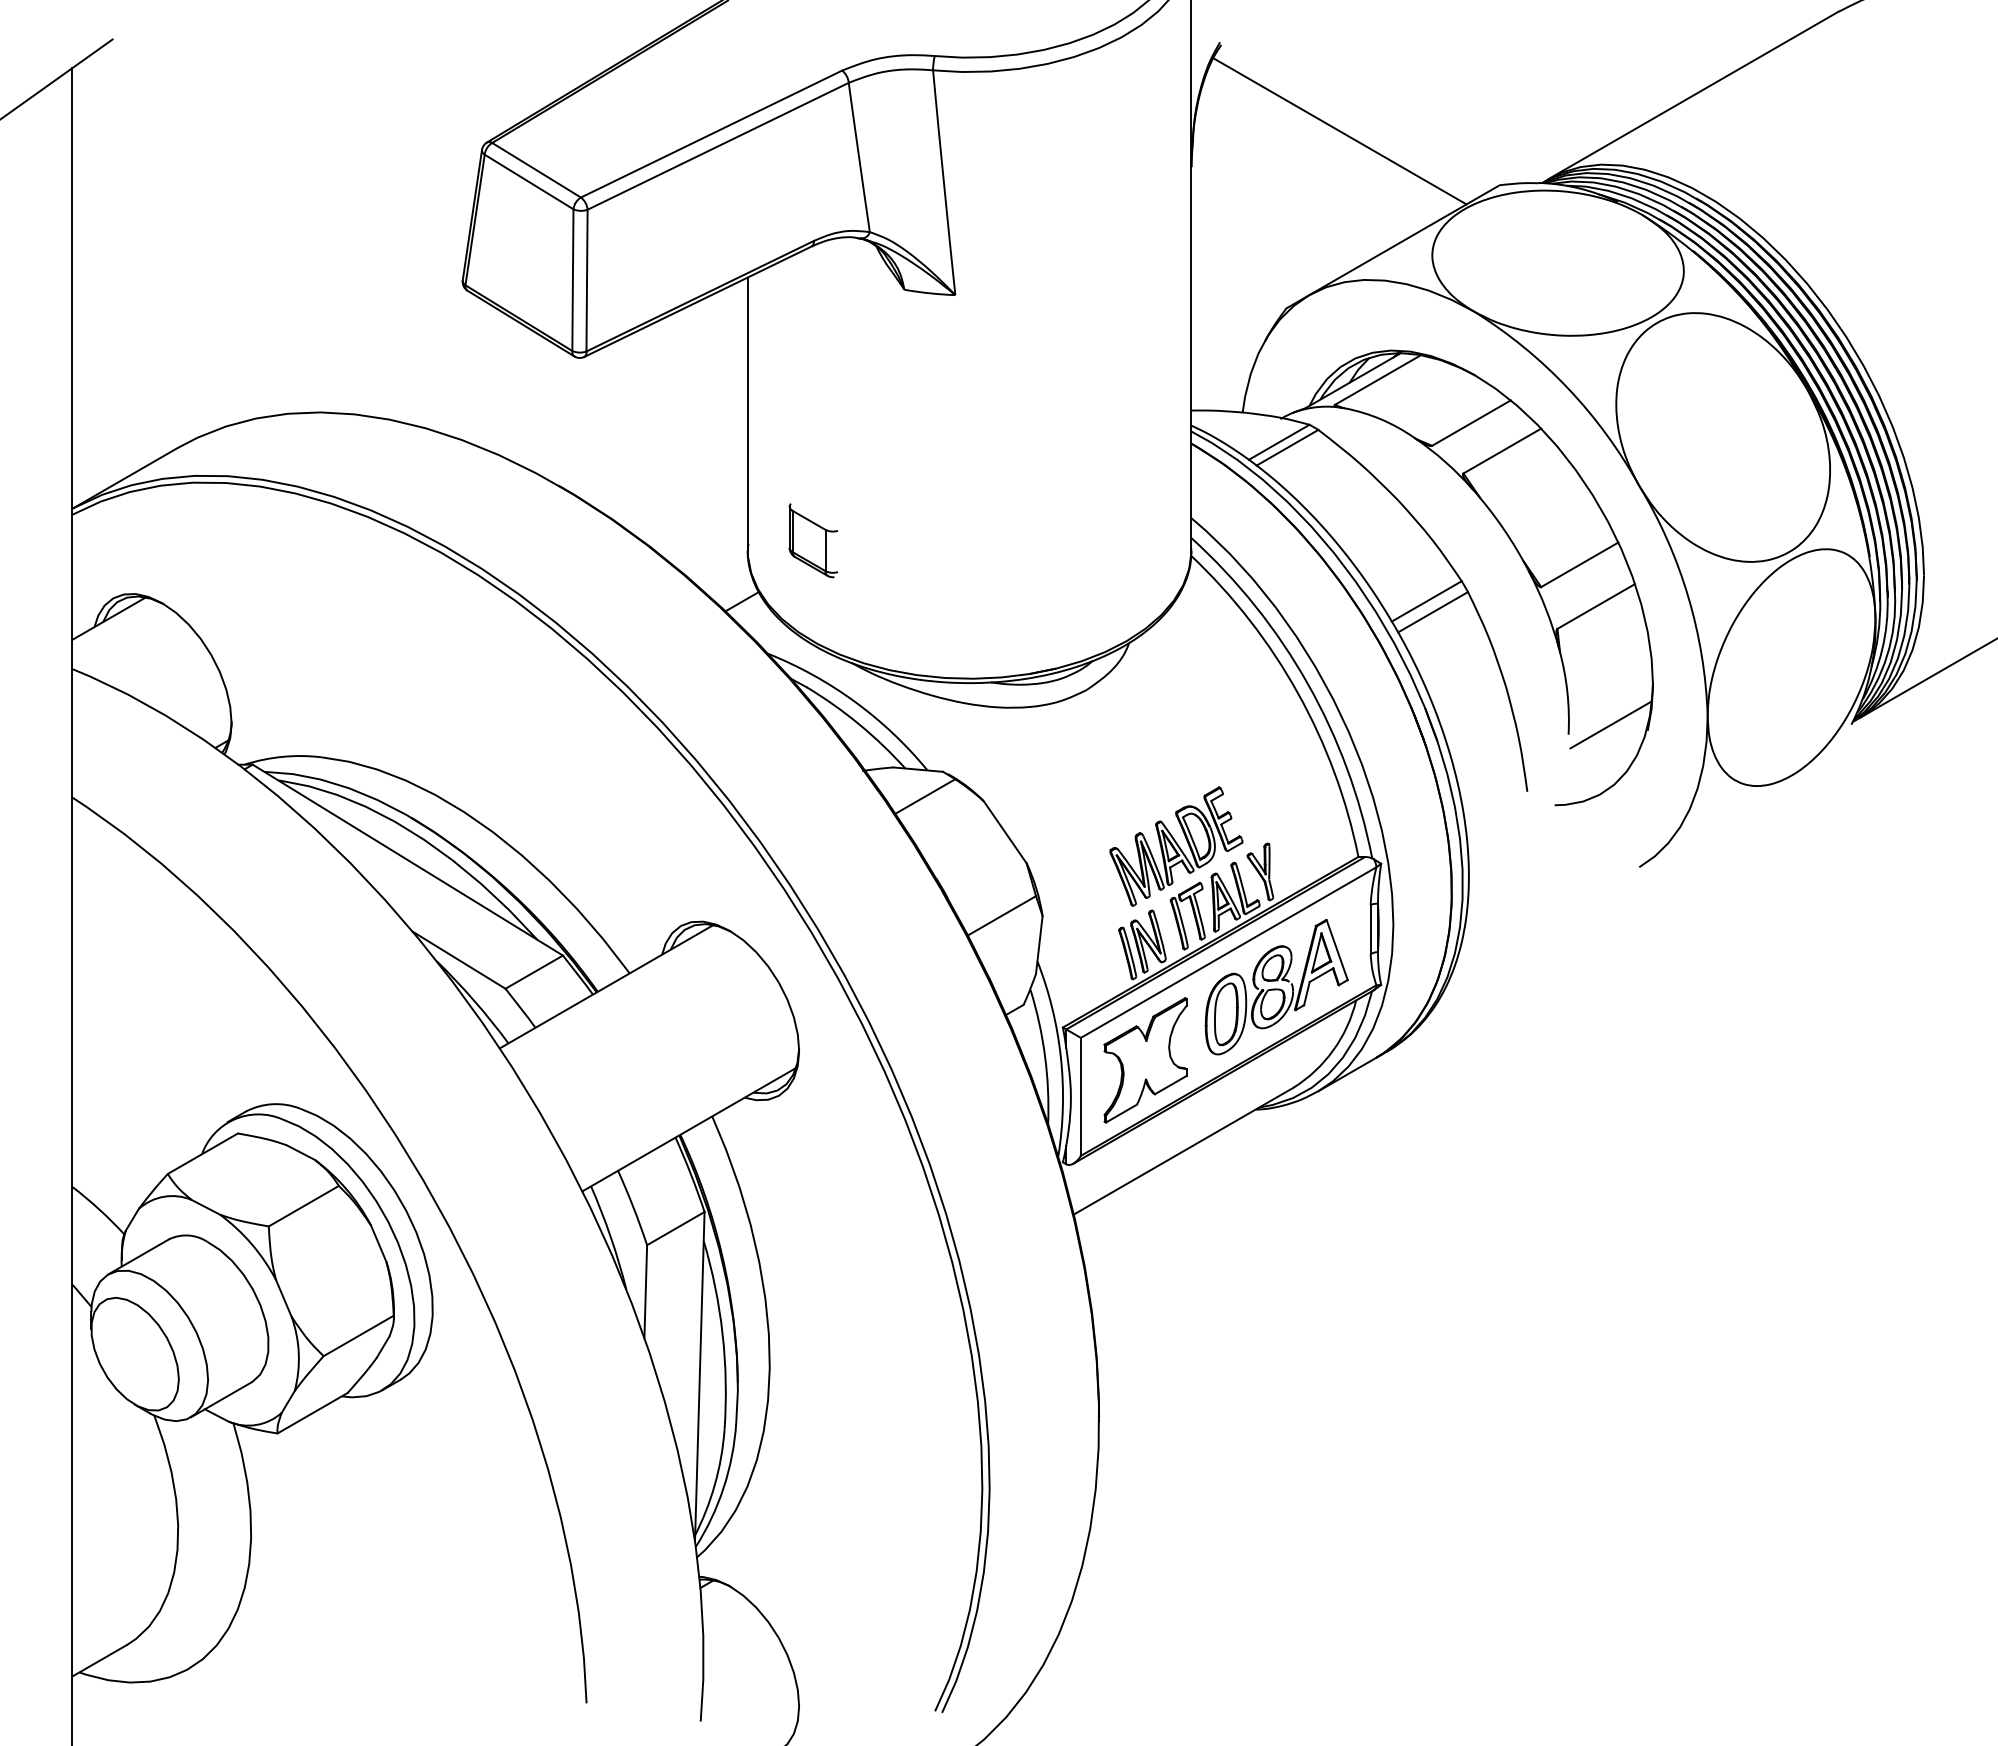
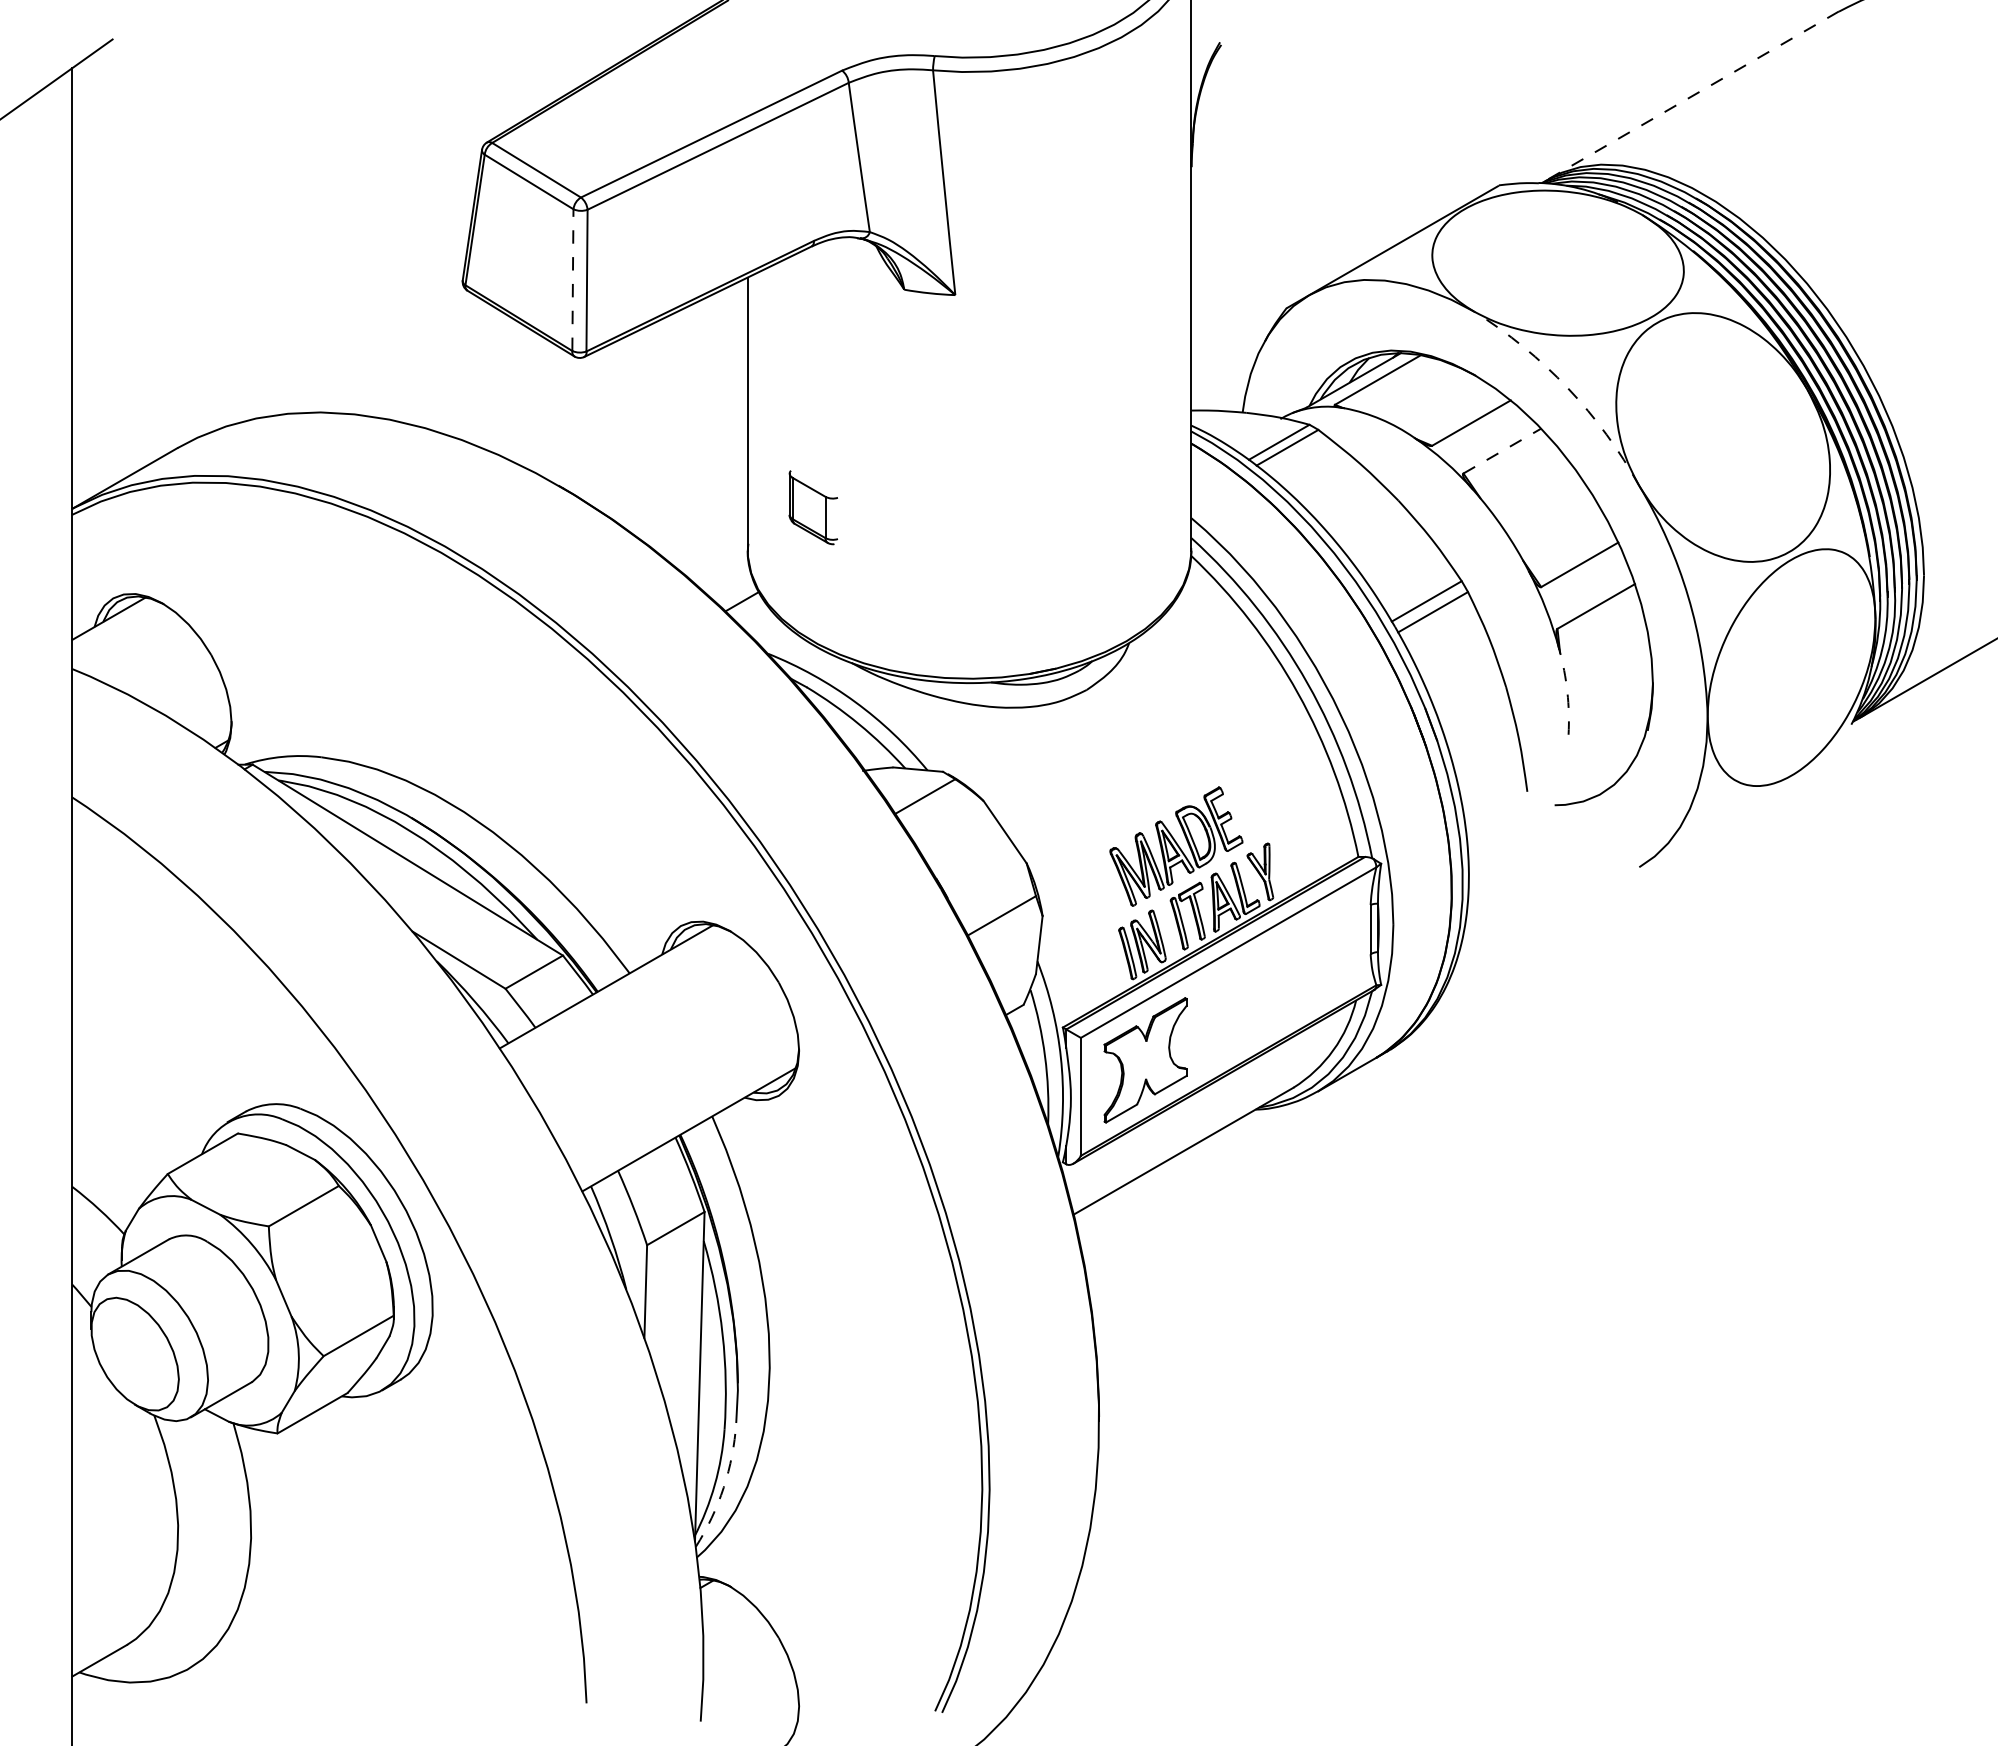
line: solid -> dashed (1693, 95)
line: present -> none (1339, 131)
line: solid -> dashed (572, 280)
arc: solid -> dashed (1567, 388)
line: solid -> dashed (1502, 451)
part position: (812, 540) -> (812, 507) (812, 507)
arc: solid -> dashed (1567, 691)
line: present -> none (1610, 724)
part: present -> none (1276, 987)
arc: solid -> dashed (723, 1487)
